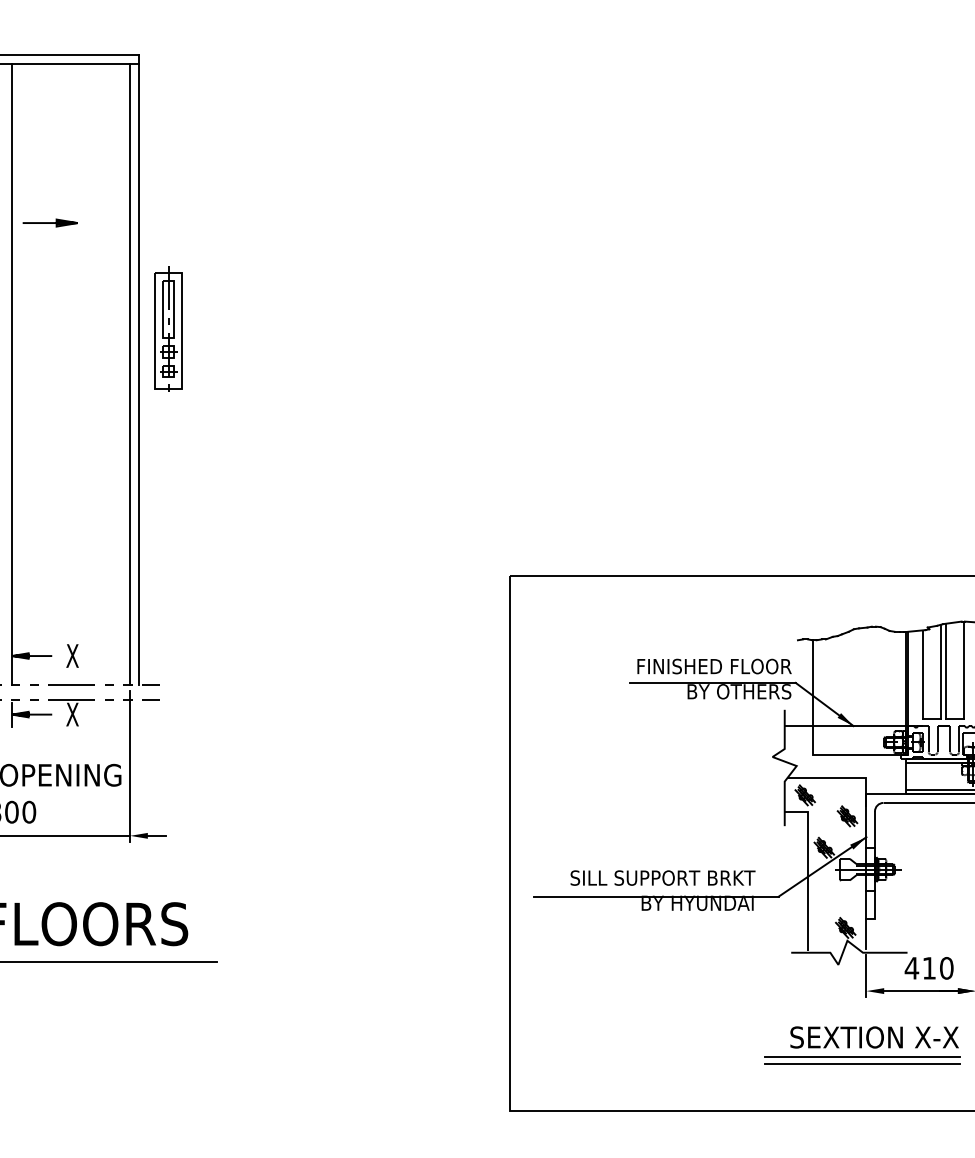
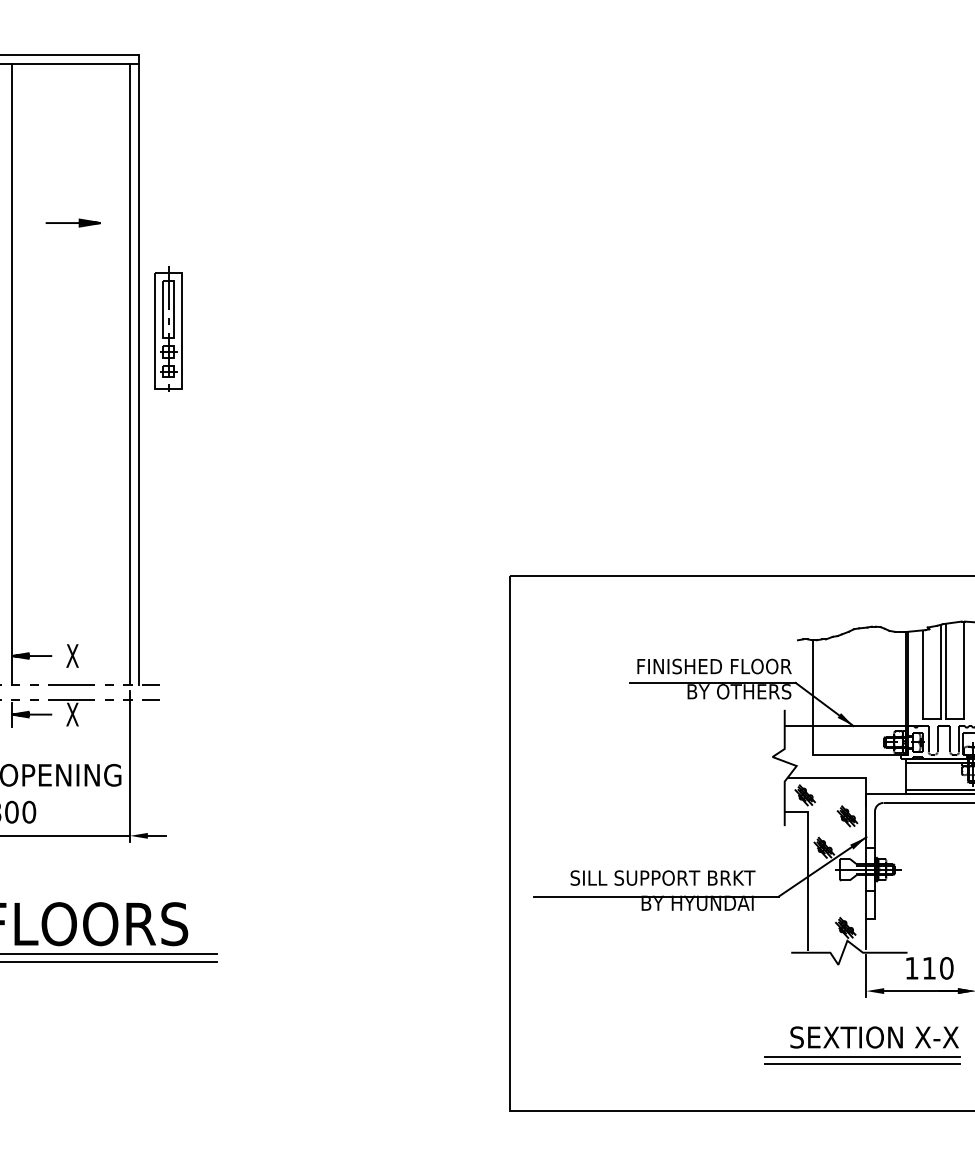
part position: (49, 222) -> (72, 222) (72, 222)
line: none -> present (109, 953)
text: 410 -> 110 (911, 968)
